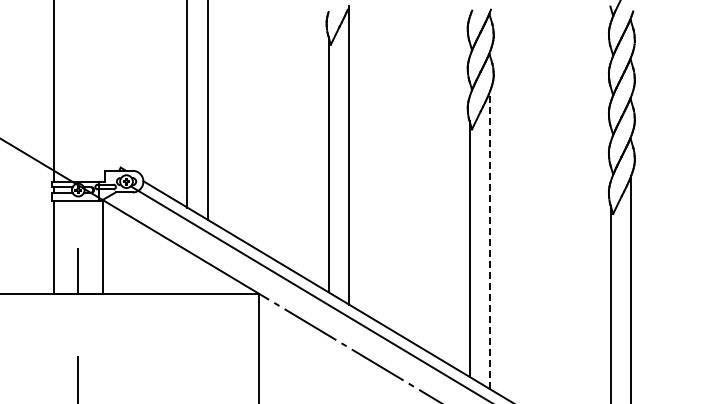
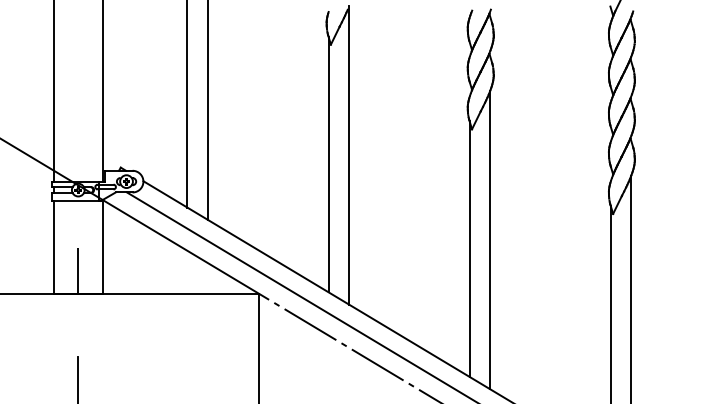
line: none -> present (102, 91)
line: dashed -> solid (490, 239)
line position: (309, 293) -> (300, 296) (300, 296)
